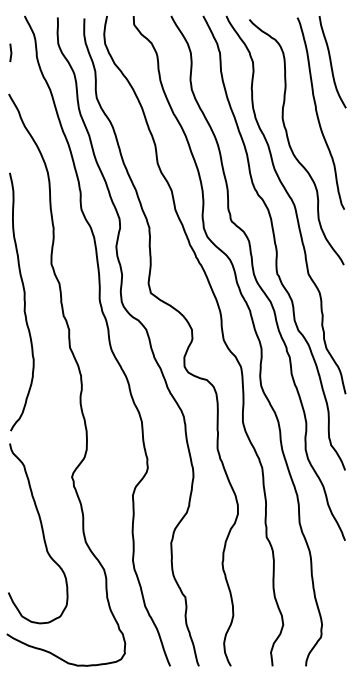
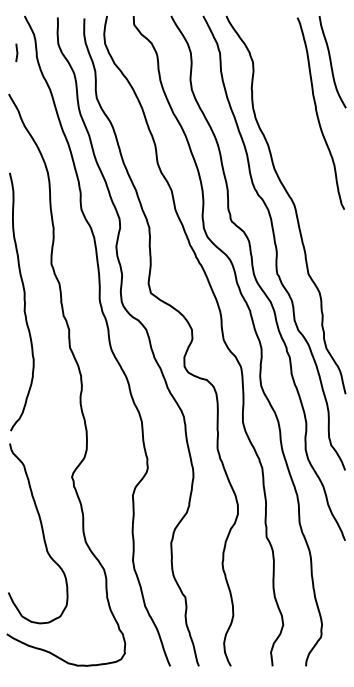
line position: (10, 52) -> (16, 52) (16, 52)
curve: present -> none (290, 144)
